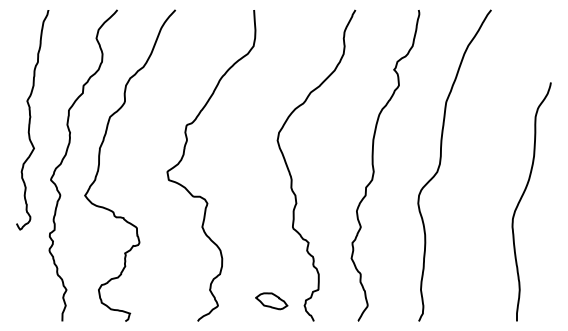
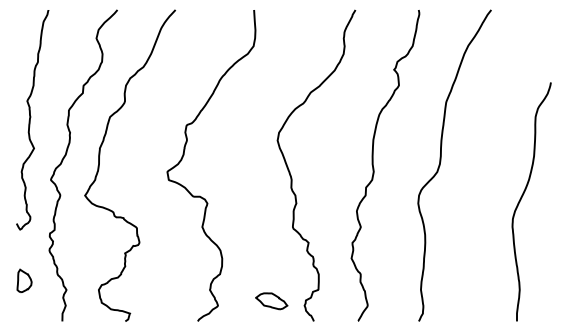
part: none -> present (24, 280)
